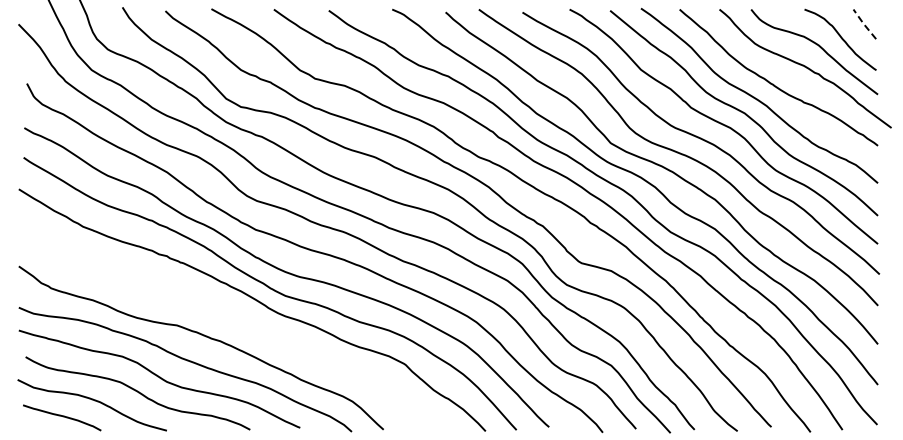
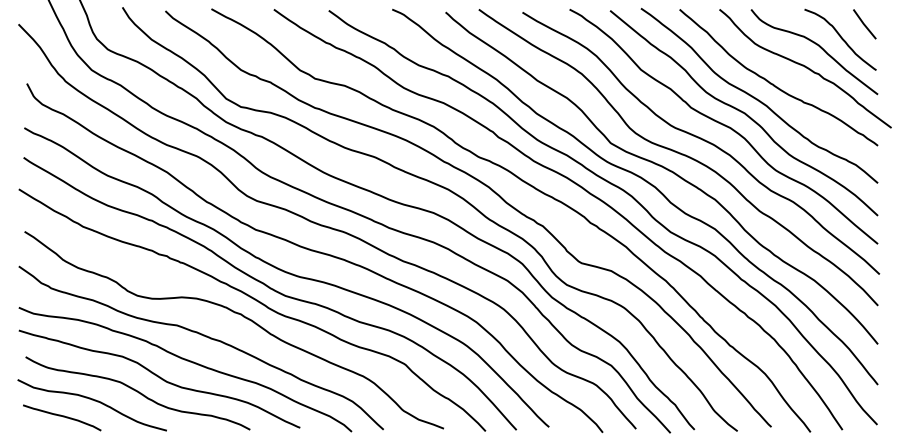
line: dashed -> solid (863, 23)
curve: none -> present (243, 317)
